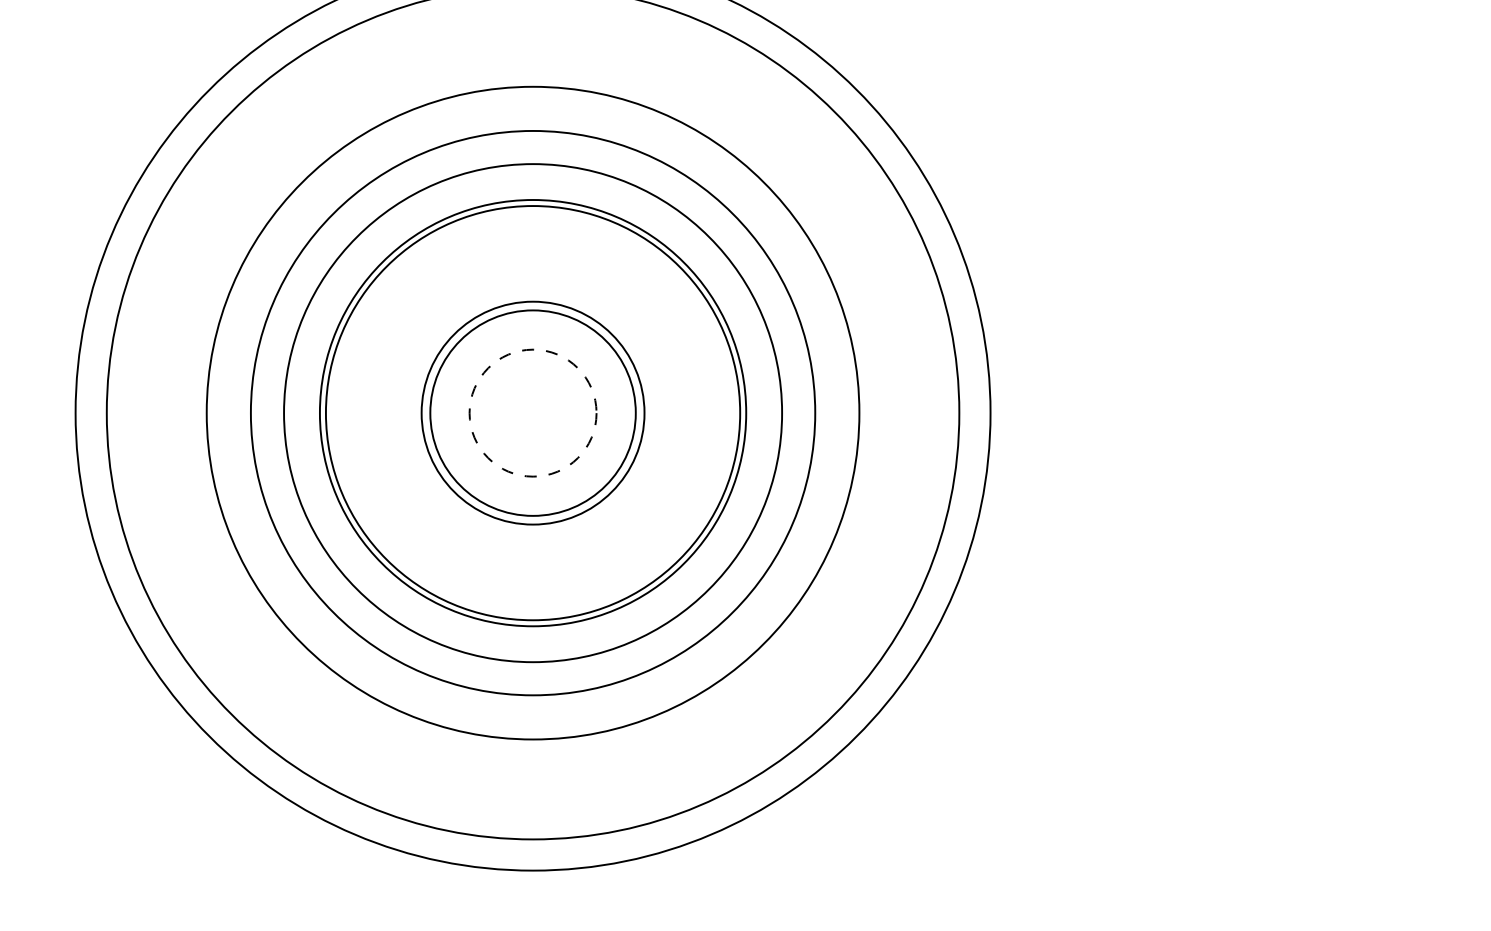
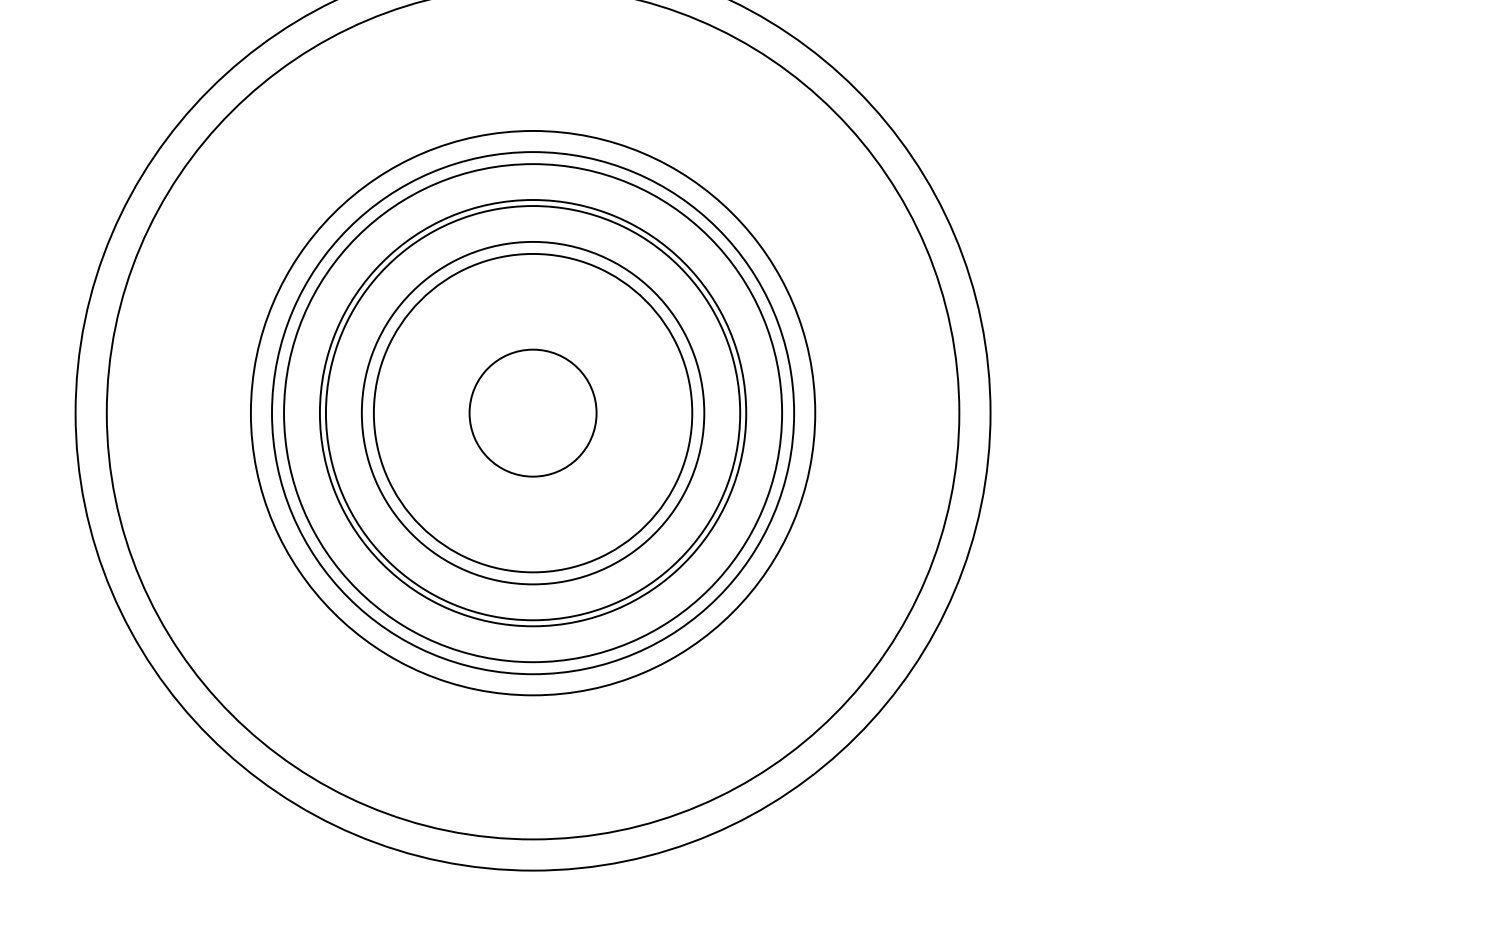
circle diameter: 205 px -> 342 px (532, 412)
circle diameter: 223 px -> 318 px (532, 412)
circle diameter: 653 px -> 522 px (533, 413)
circle: dashed -> solid (532, 412)
